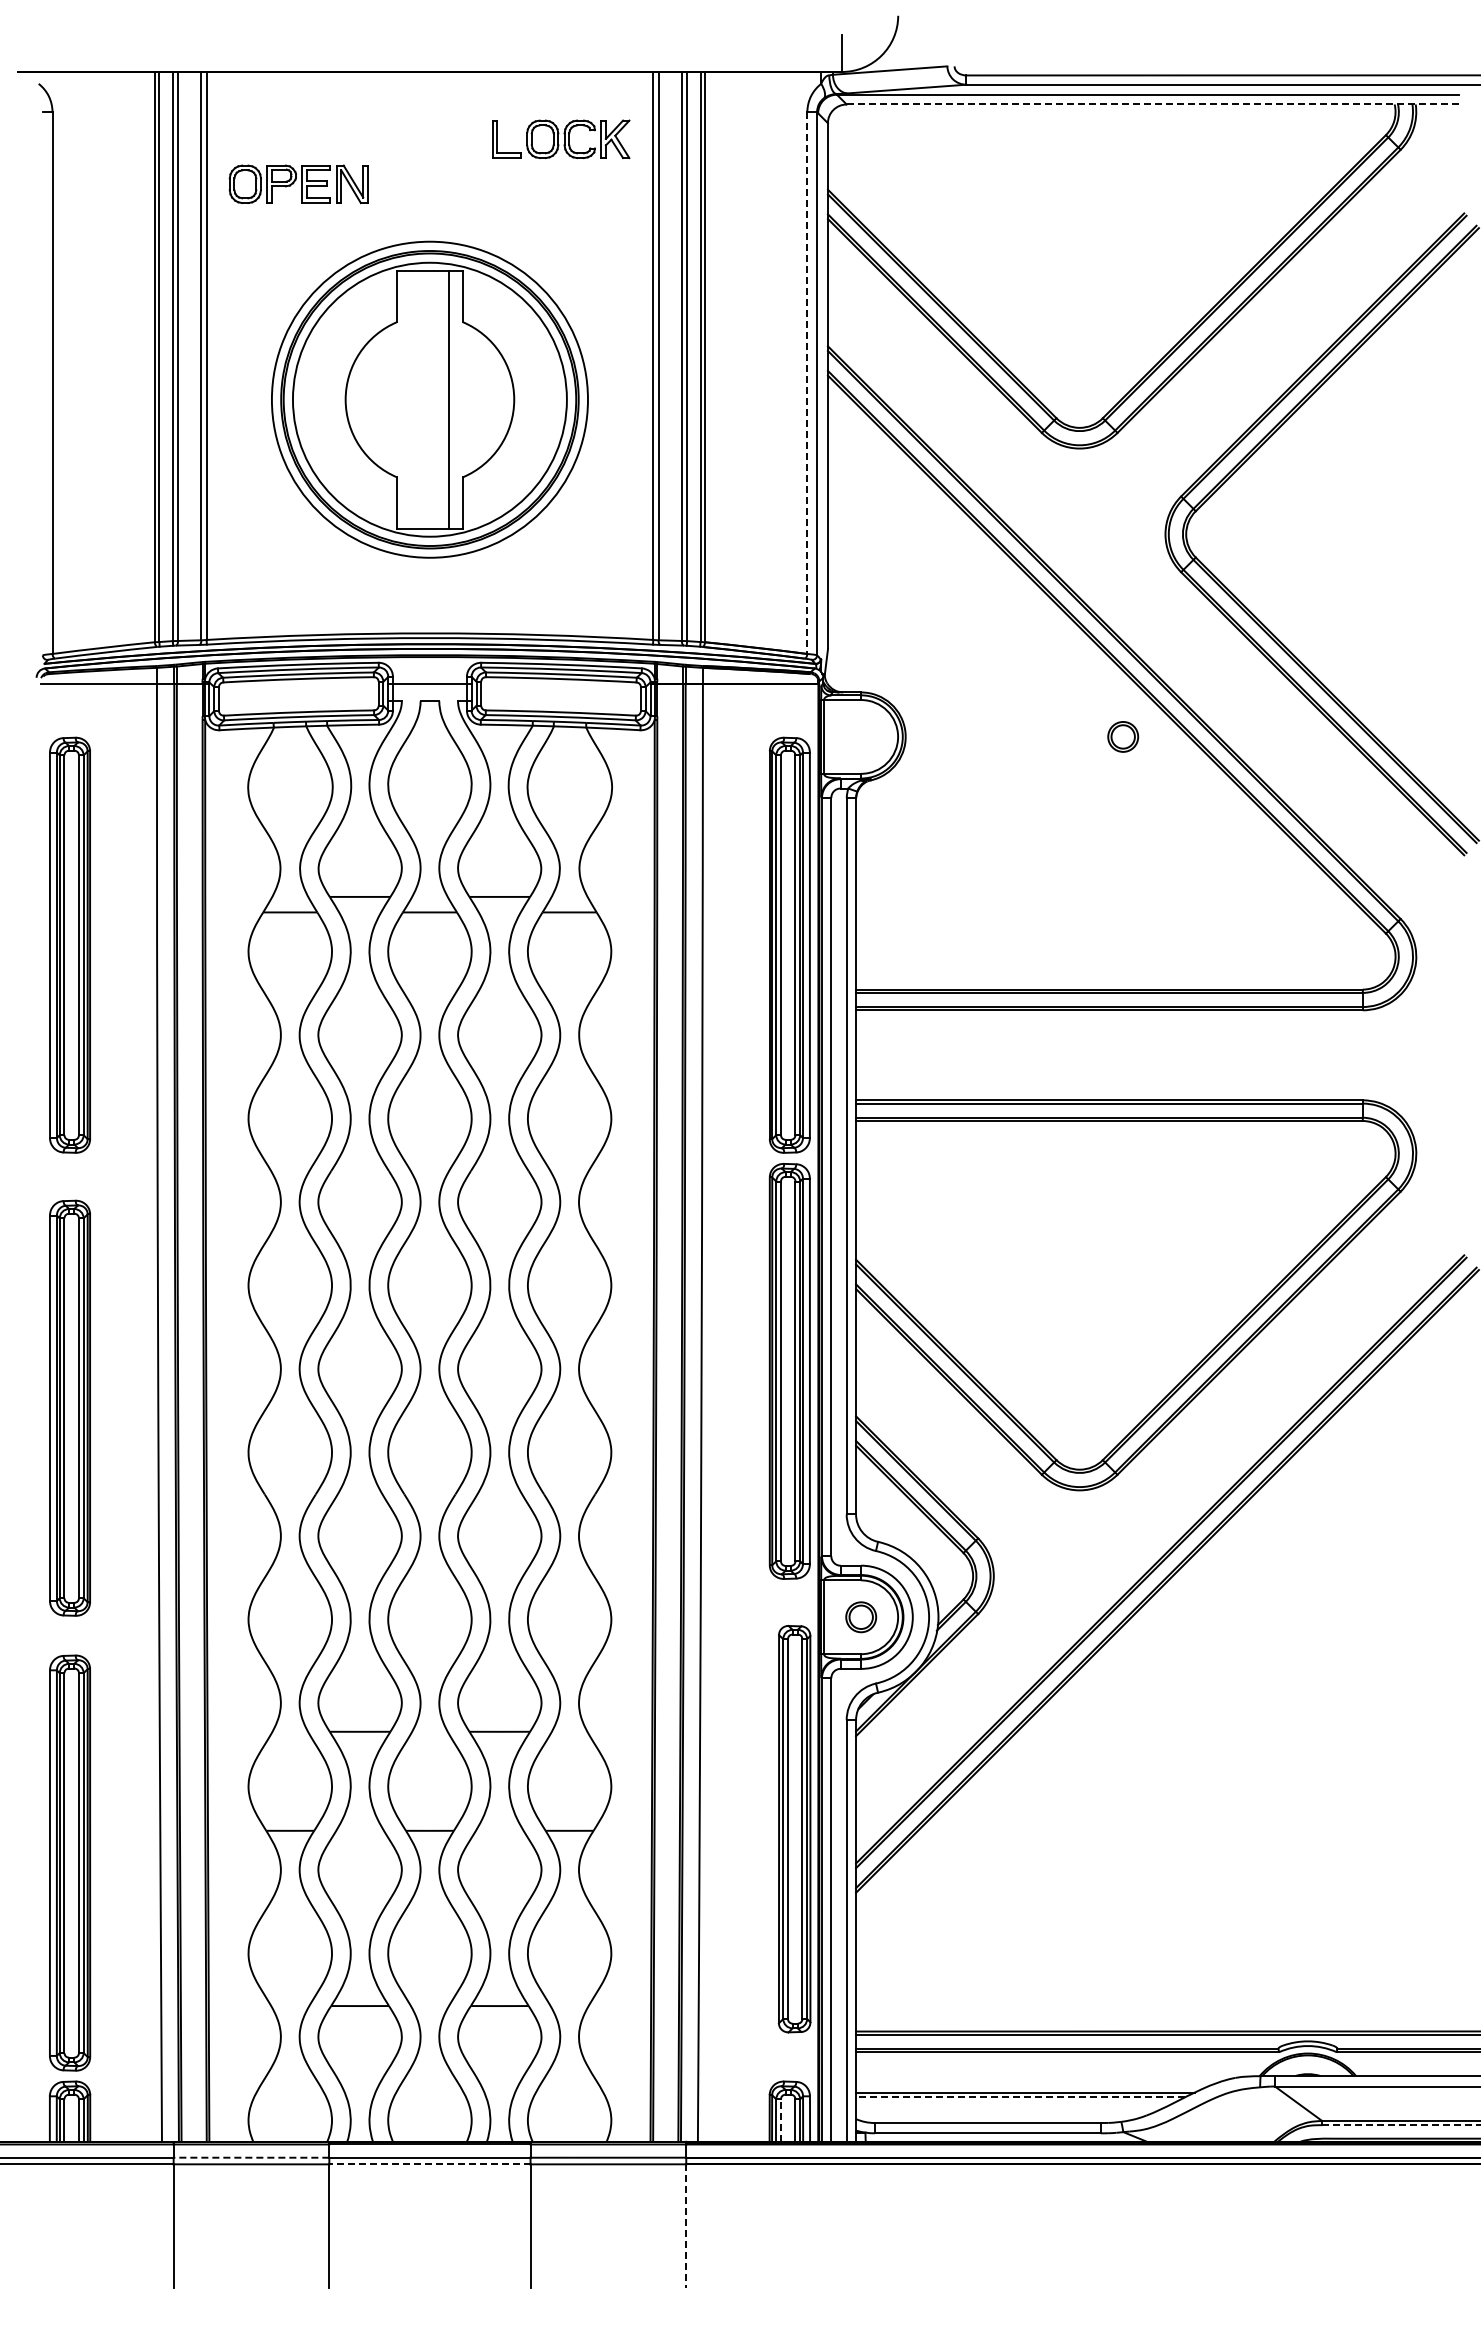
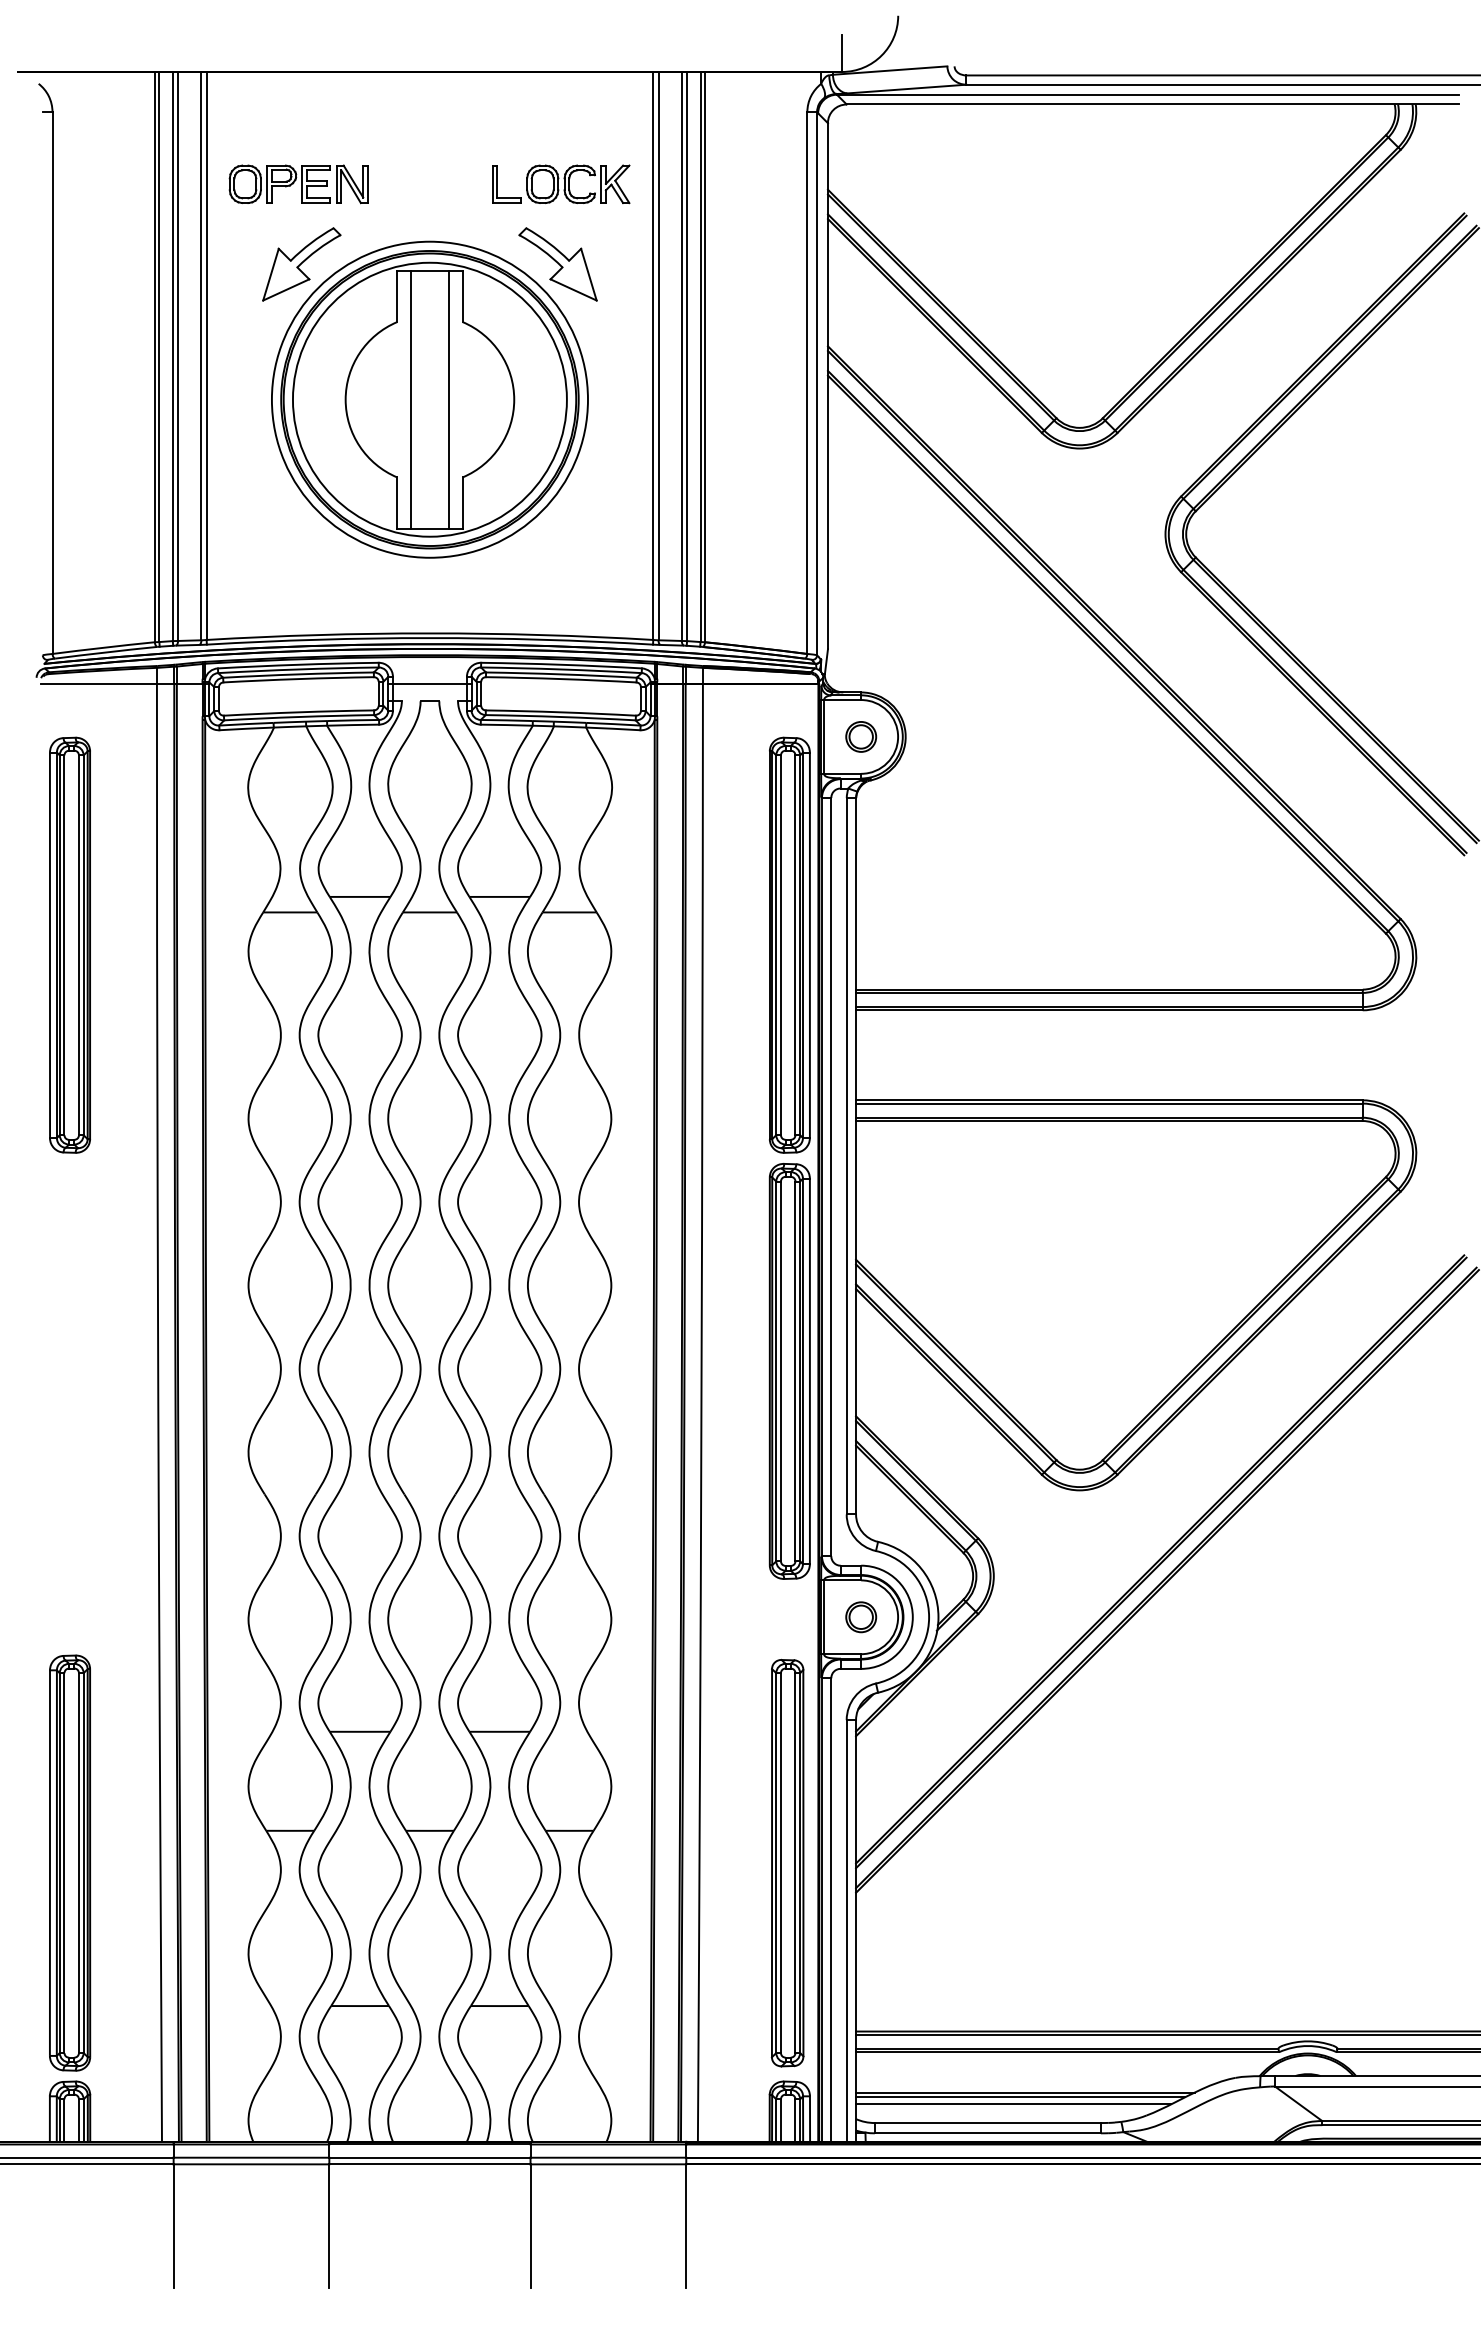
line: dashed -> solid (1152, 104)
part position: (561, 139) -> (561, 184) (561, 184)
part: none -> present (301, 264)
part: none -> present (557, 264)
line: dashed -> solid (807, 383)
line: none -> present (410, 399)
part position: (1123, 736) -> (861, 736) (861, 736)
part: present -> none (70, 1407)
part position: (794, 1828) -> (787, 1862) (787, 1862)
line: dashed -> solid (1020, 2097)
line: none -> present (1013, 2104)
line: dashed -> solid (780, 2120)
line: dashed -> solid (1401, 2125)
line: dashed -> solid (251, 2157)
line: dashed -> solid (429, 2164)
line: dashed -> solid (686, 2226)
